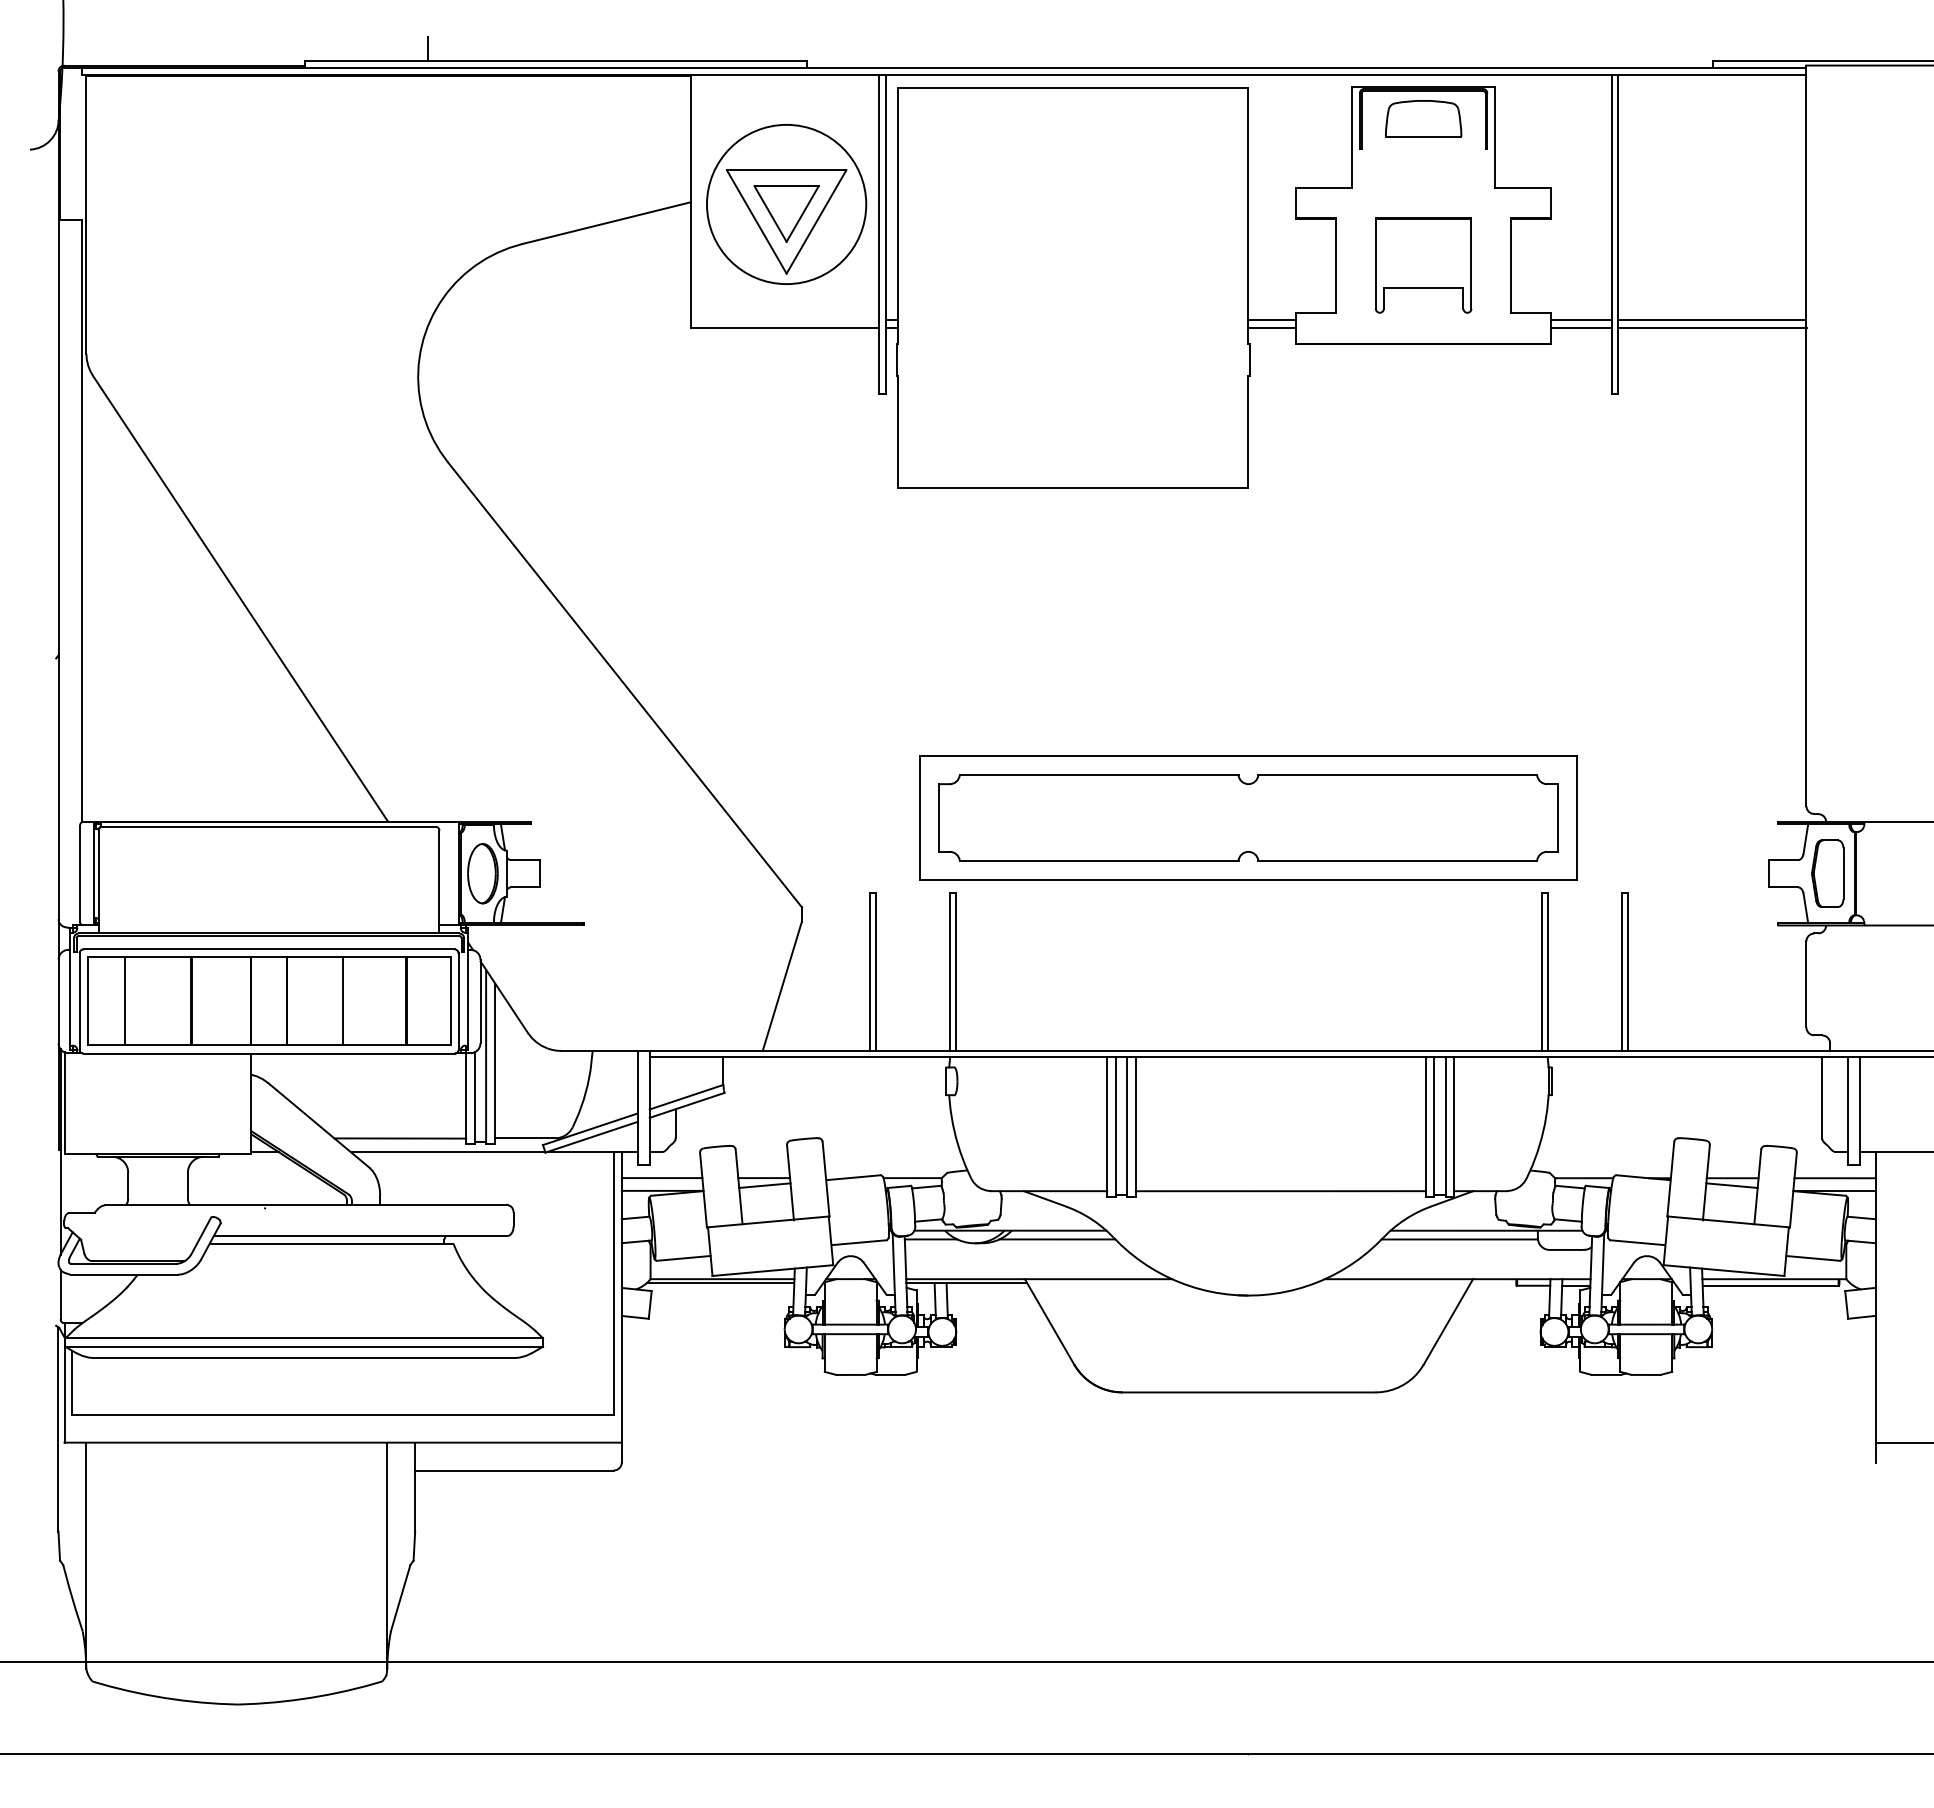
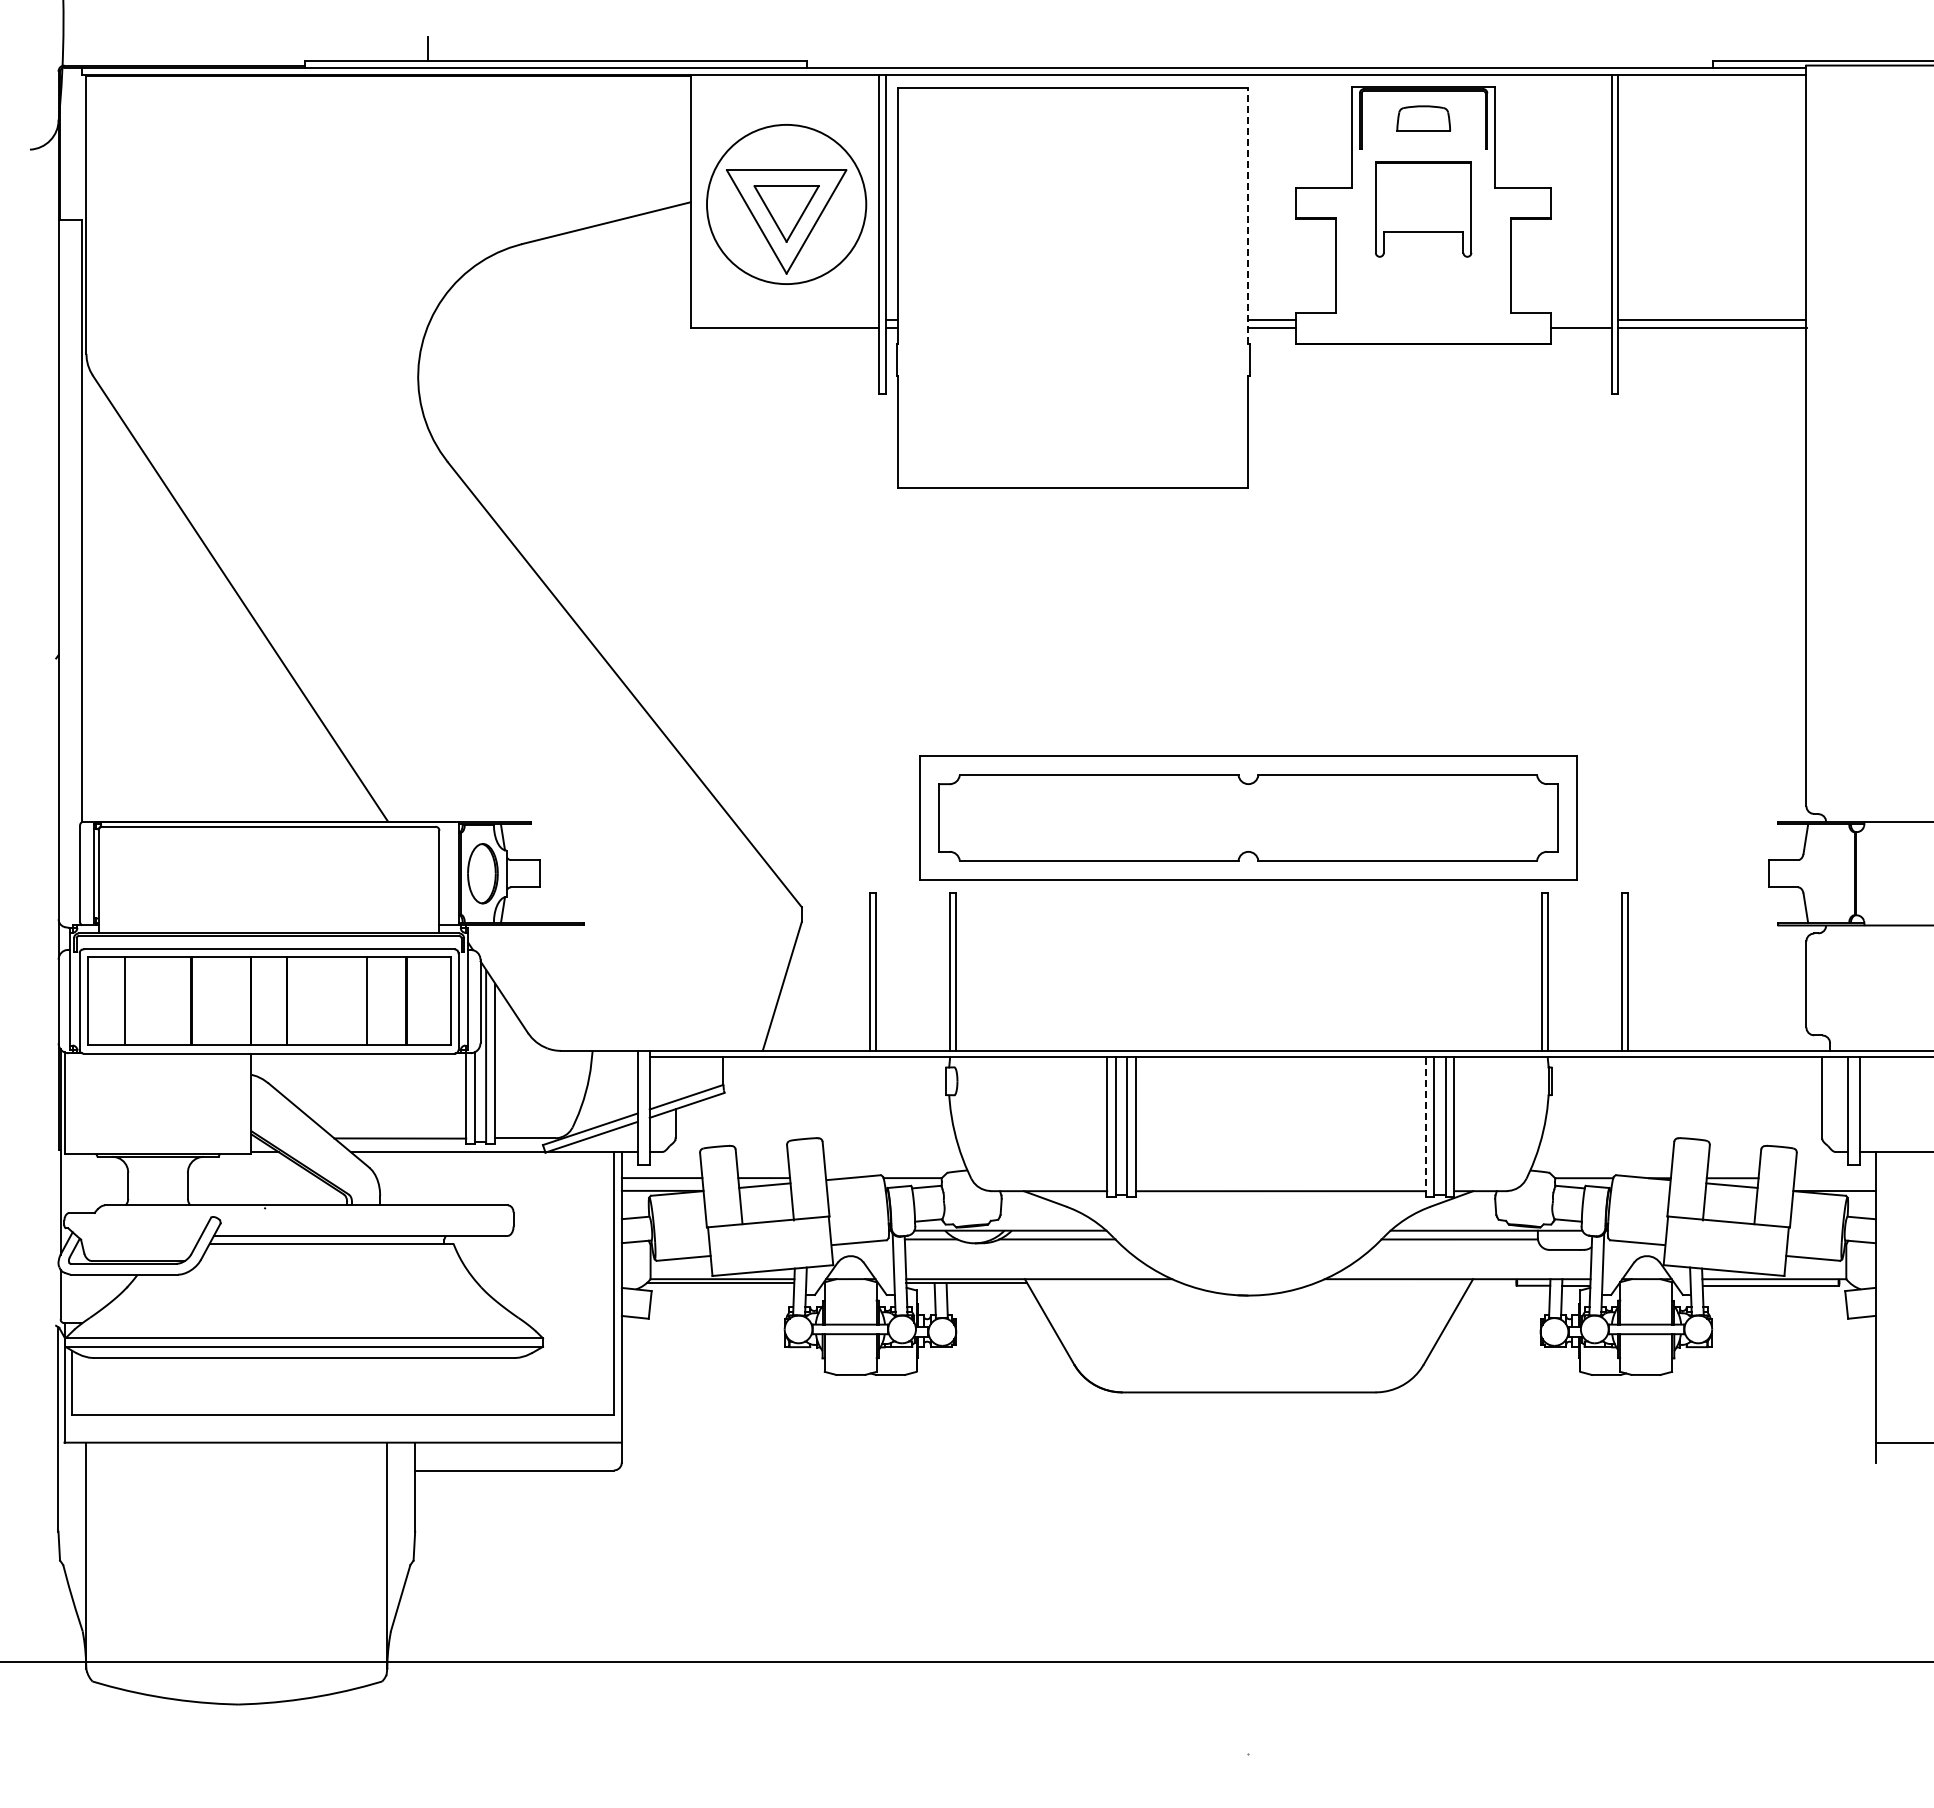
part size: 78x38 px -> 56x27 px (1423, 118)
line: solid -> dashed (1248, 215)
part position: (1423, 265) -> (1423, 209) (1423, 209)
line: present -> none (1581, 319)
part: present -> none (1827, 873)
line position: (342, 1000) -> (366, 1000) (366, 1000)
line: solid -> dashed (1425, 1127)
line: present -> none (1834, 1178)
line: present -> none (966, 1753)
